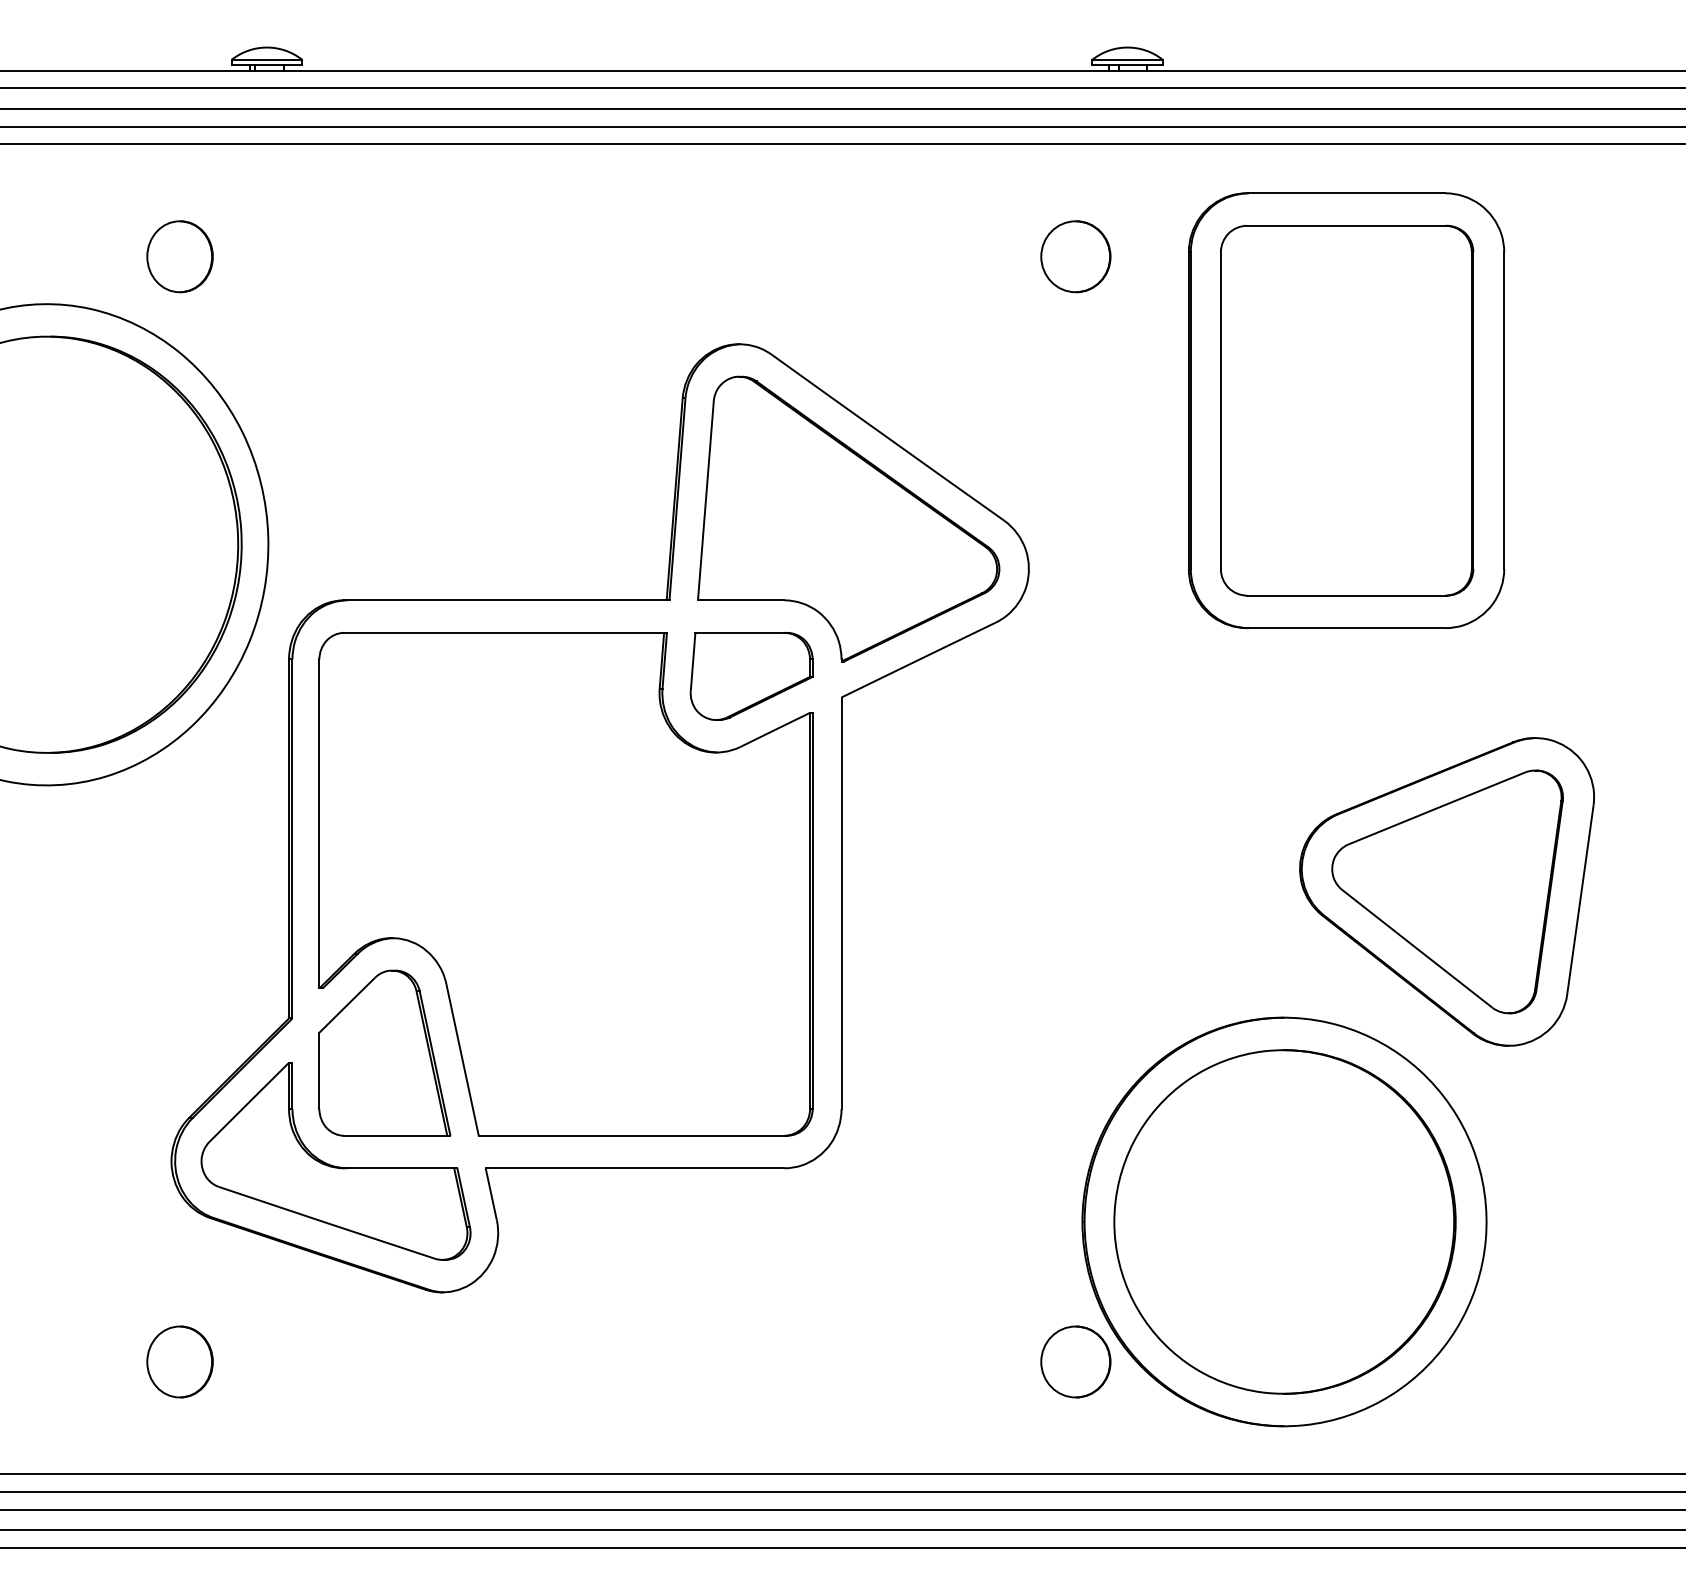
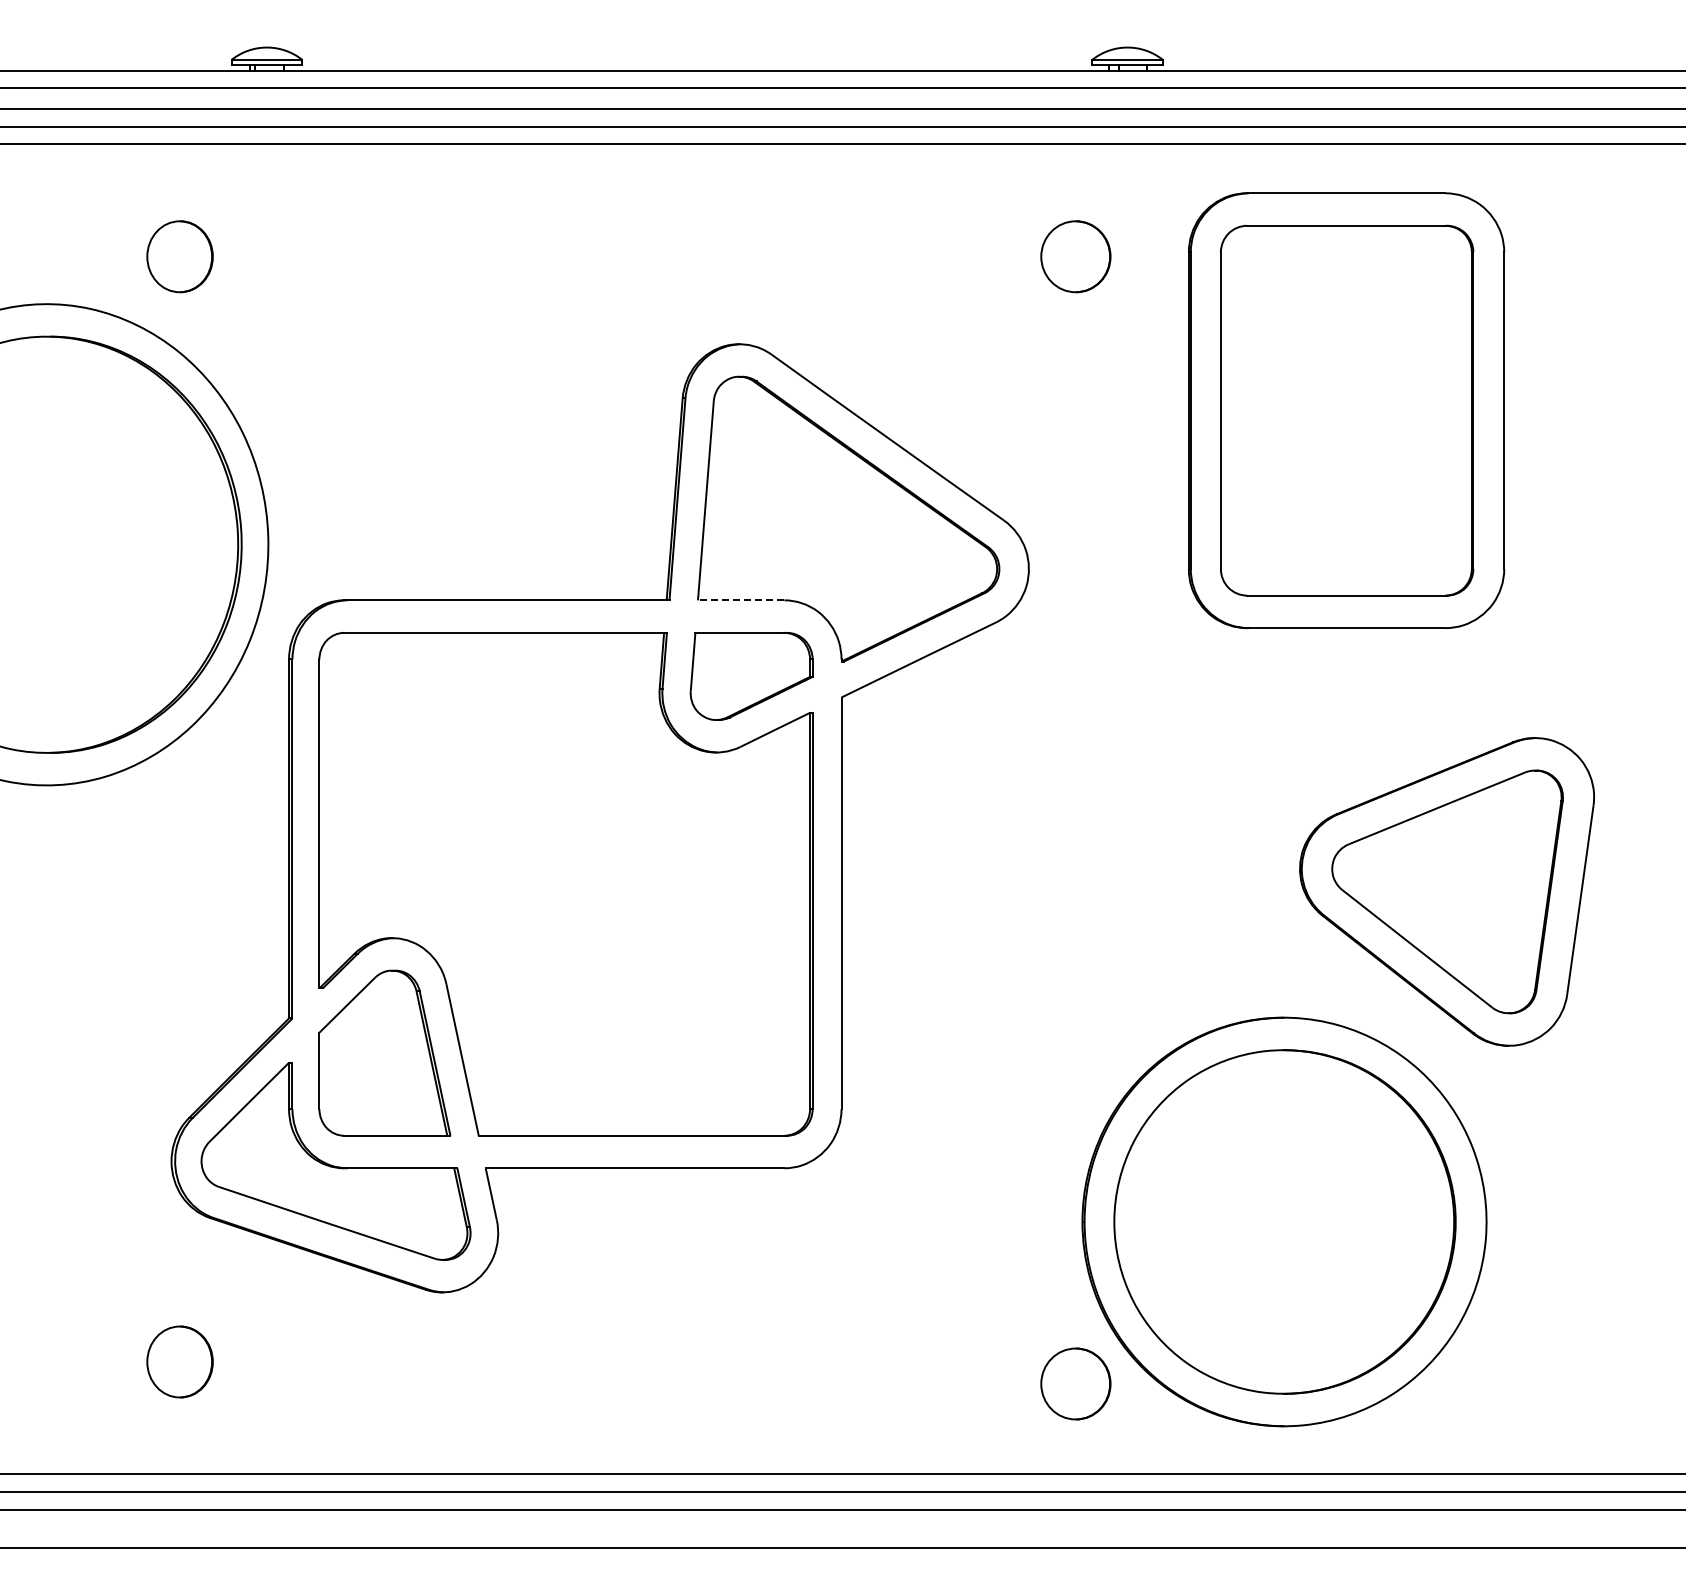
line: solid -> dashed (740, 600)
part position: (1075, 1361) -> (1075, 1383) (1075, 1383)
line: present -> none (842, 1530)
